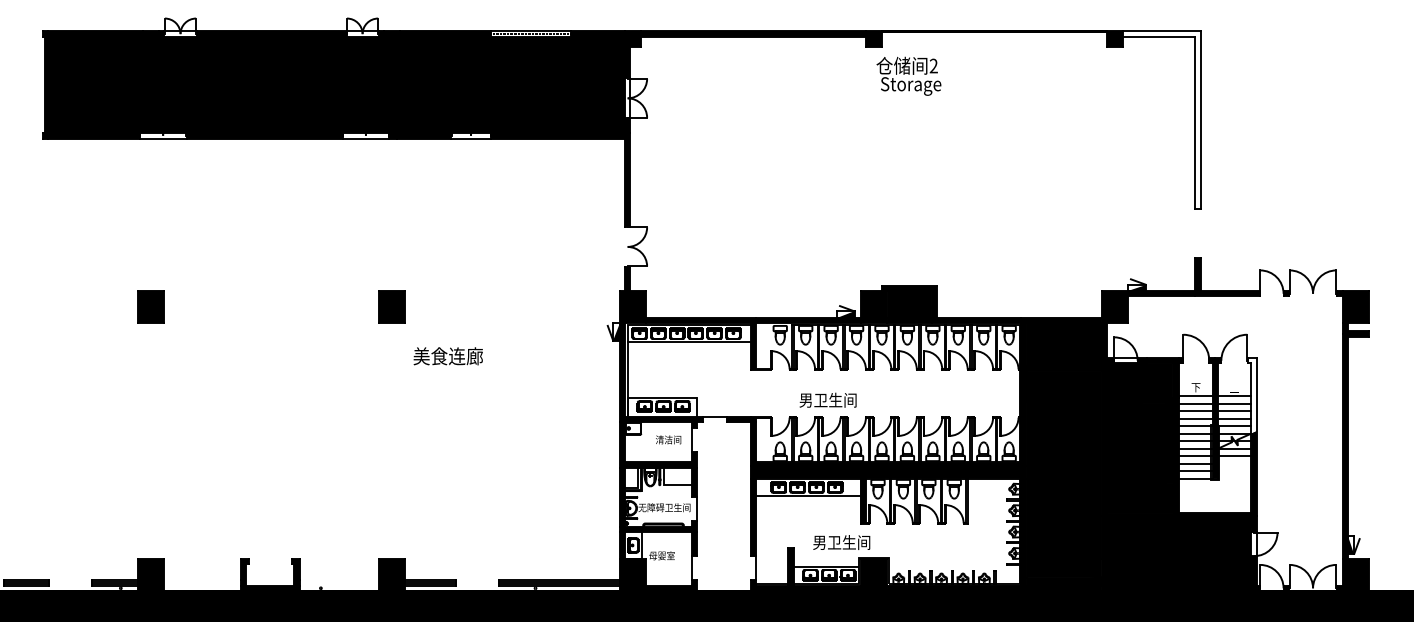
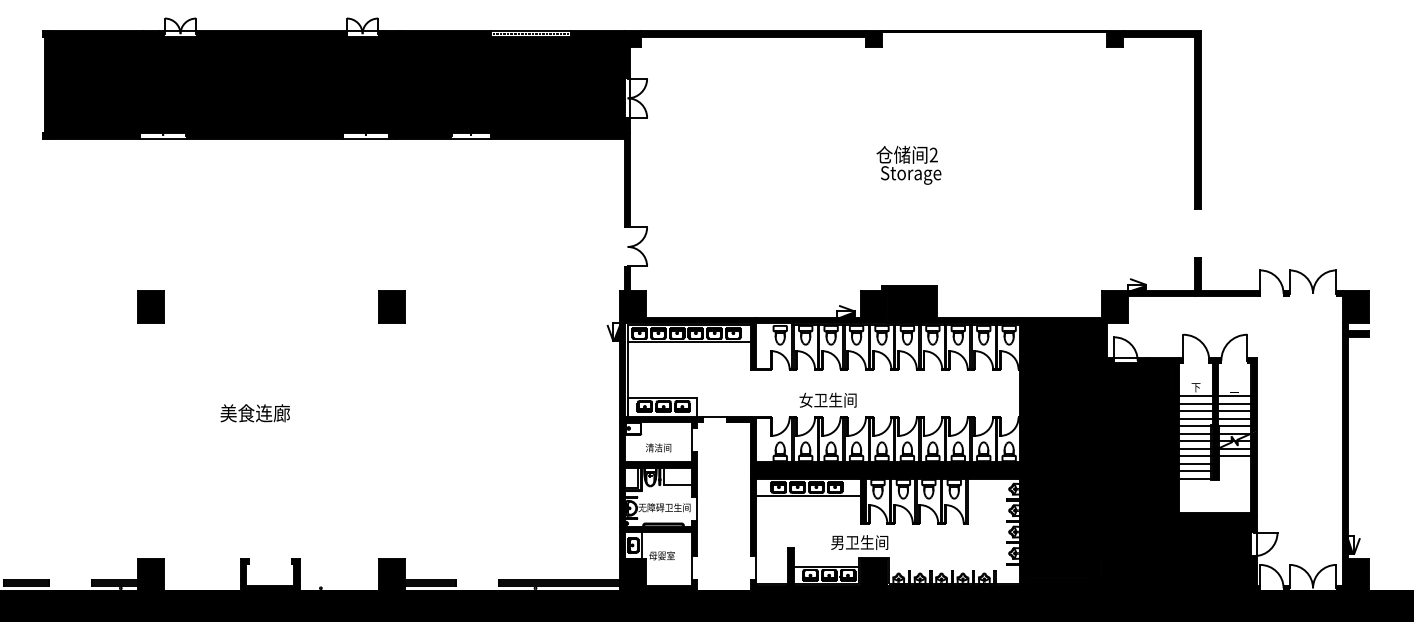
text position: (908, 75) -> (908, 164) (908, 164)
fill: none -> present (1161, 120)
text position: (447, 356) -> (254, 413) (254, 413)
fill: none -> present (1252, 395)
text: 男卫生间 -> 女卫生间 (805, 399)
text position: (668, 439) -> (658, 447) (658, 447)
text position: (841, 542) -> (859, 542) (859, 542)
